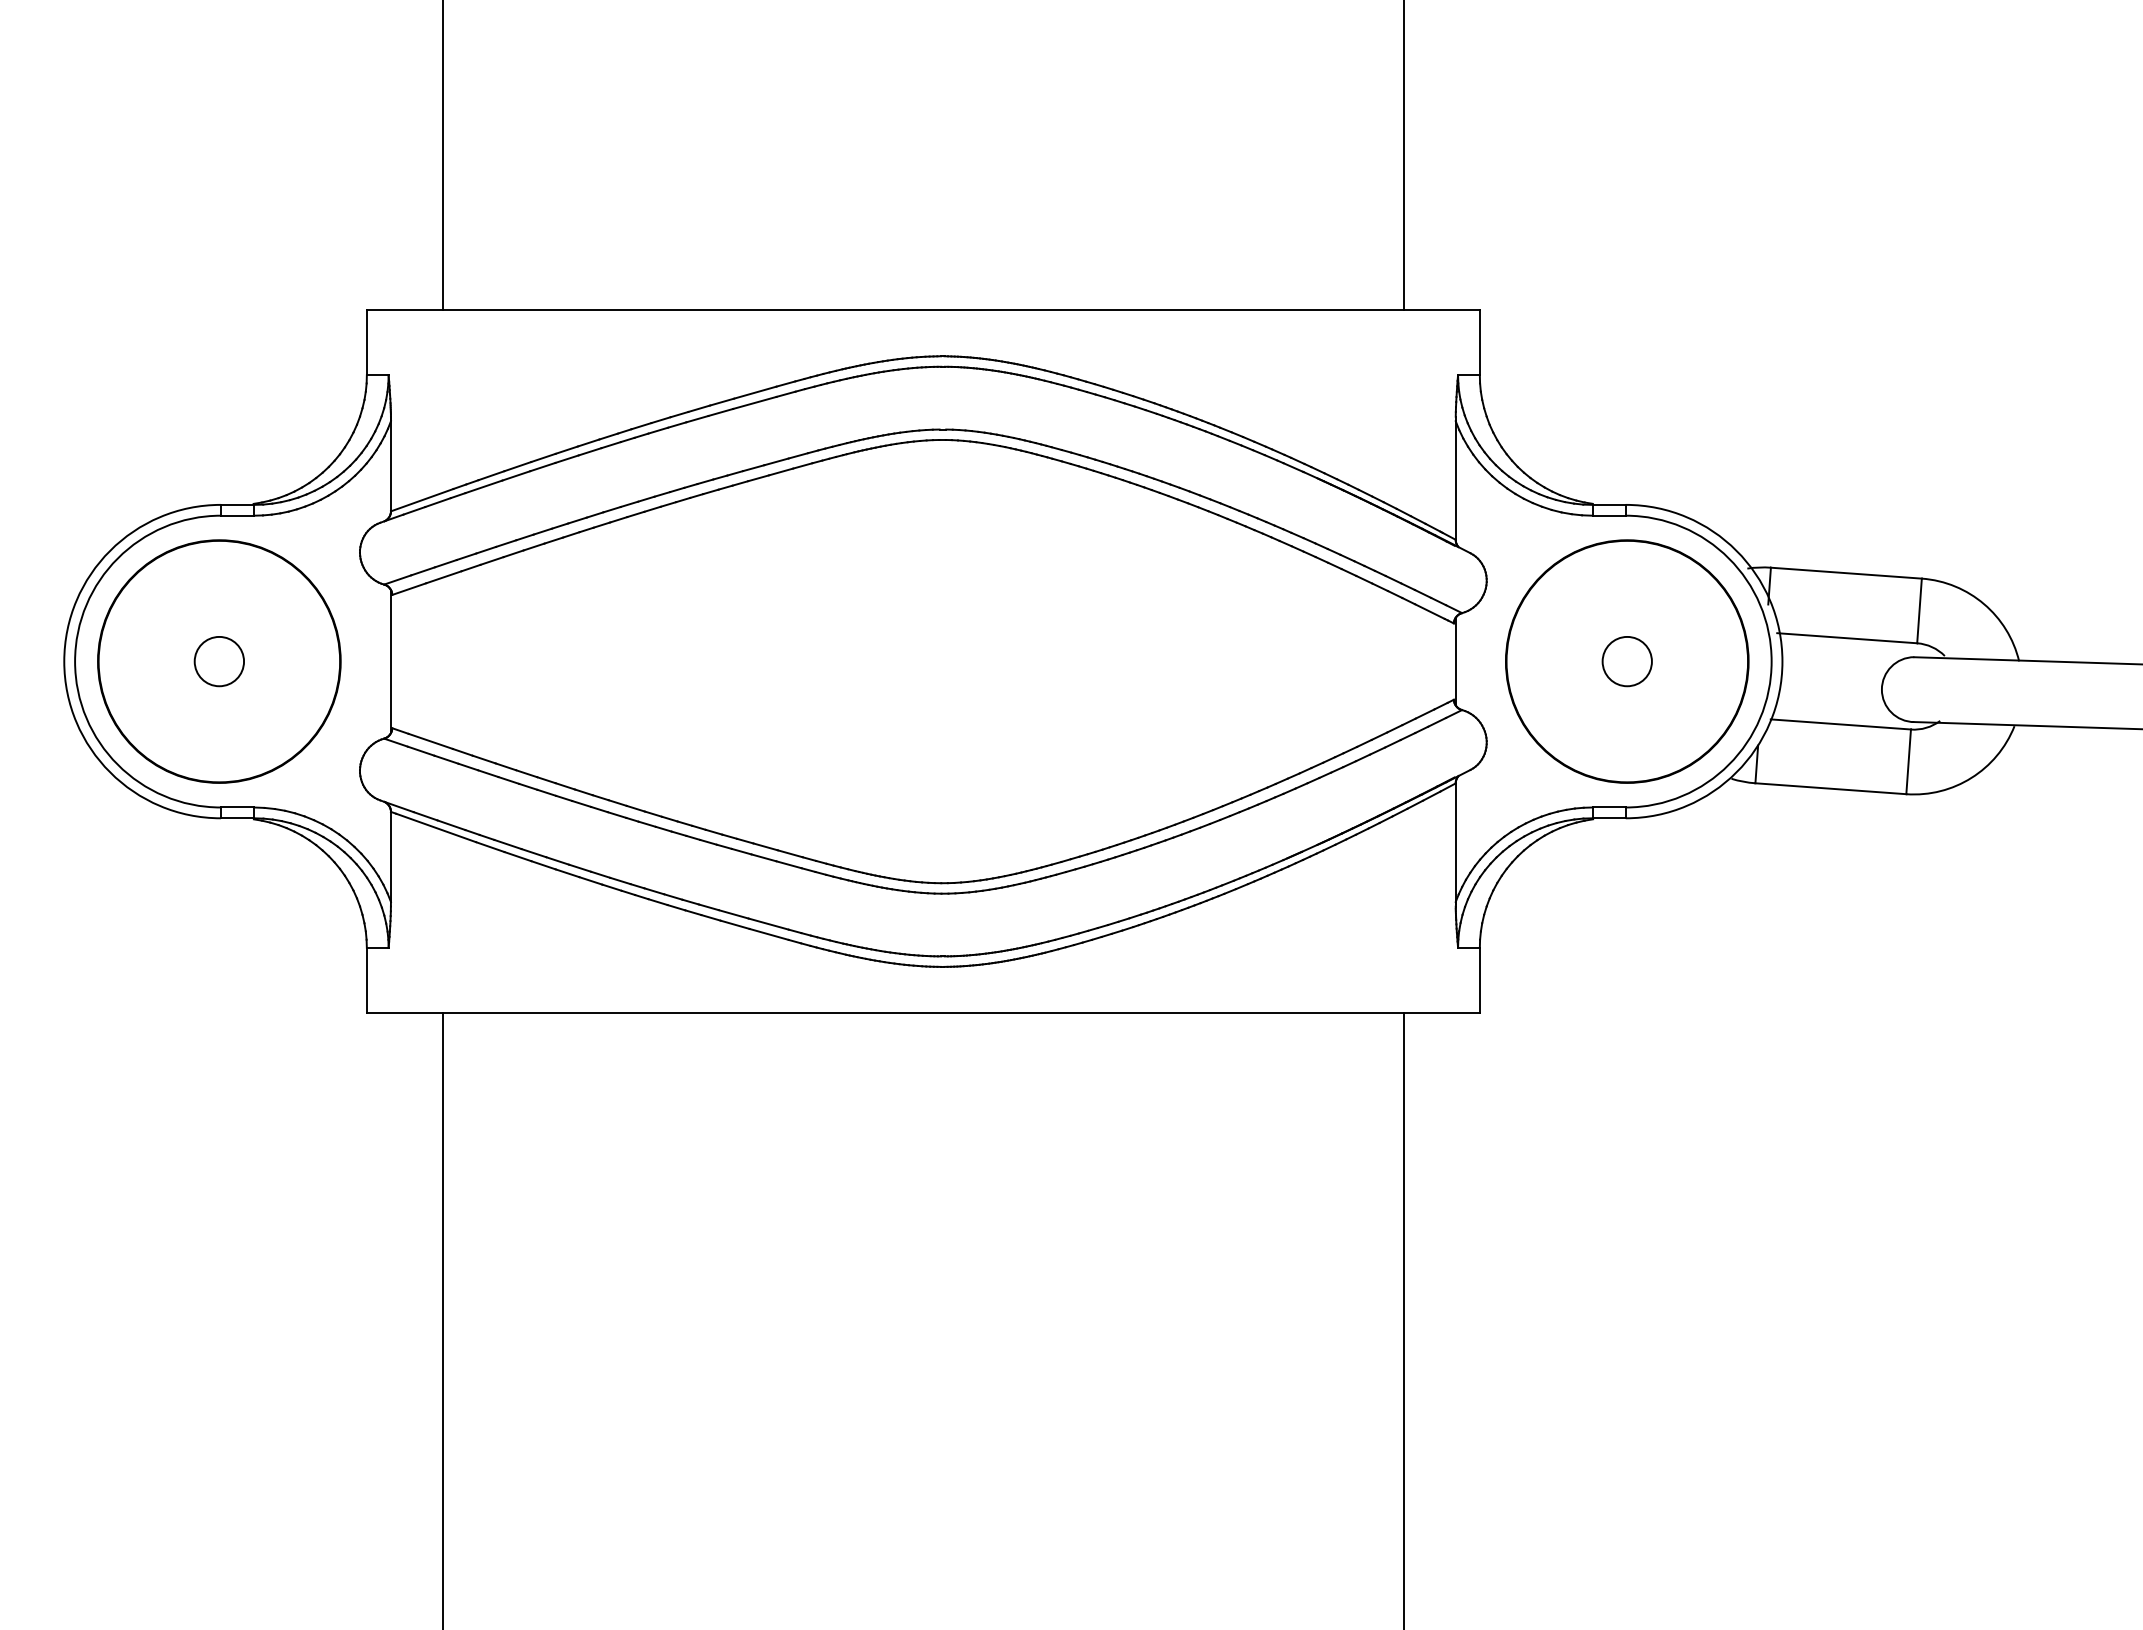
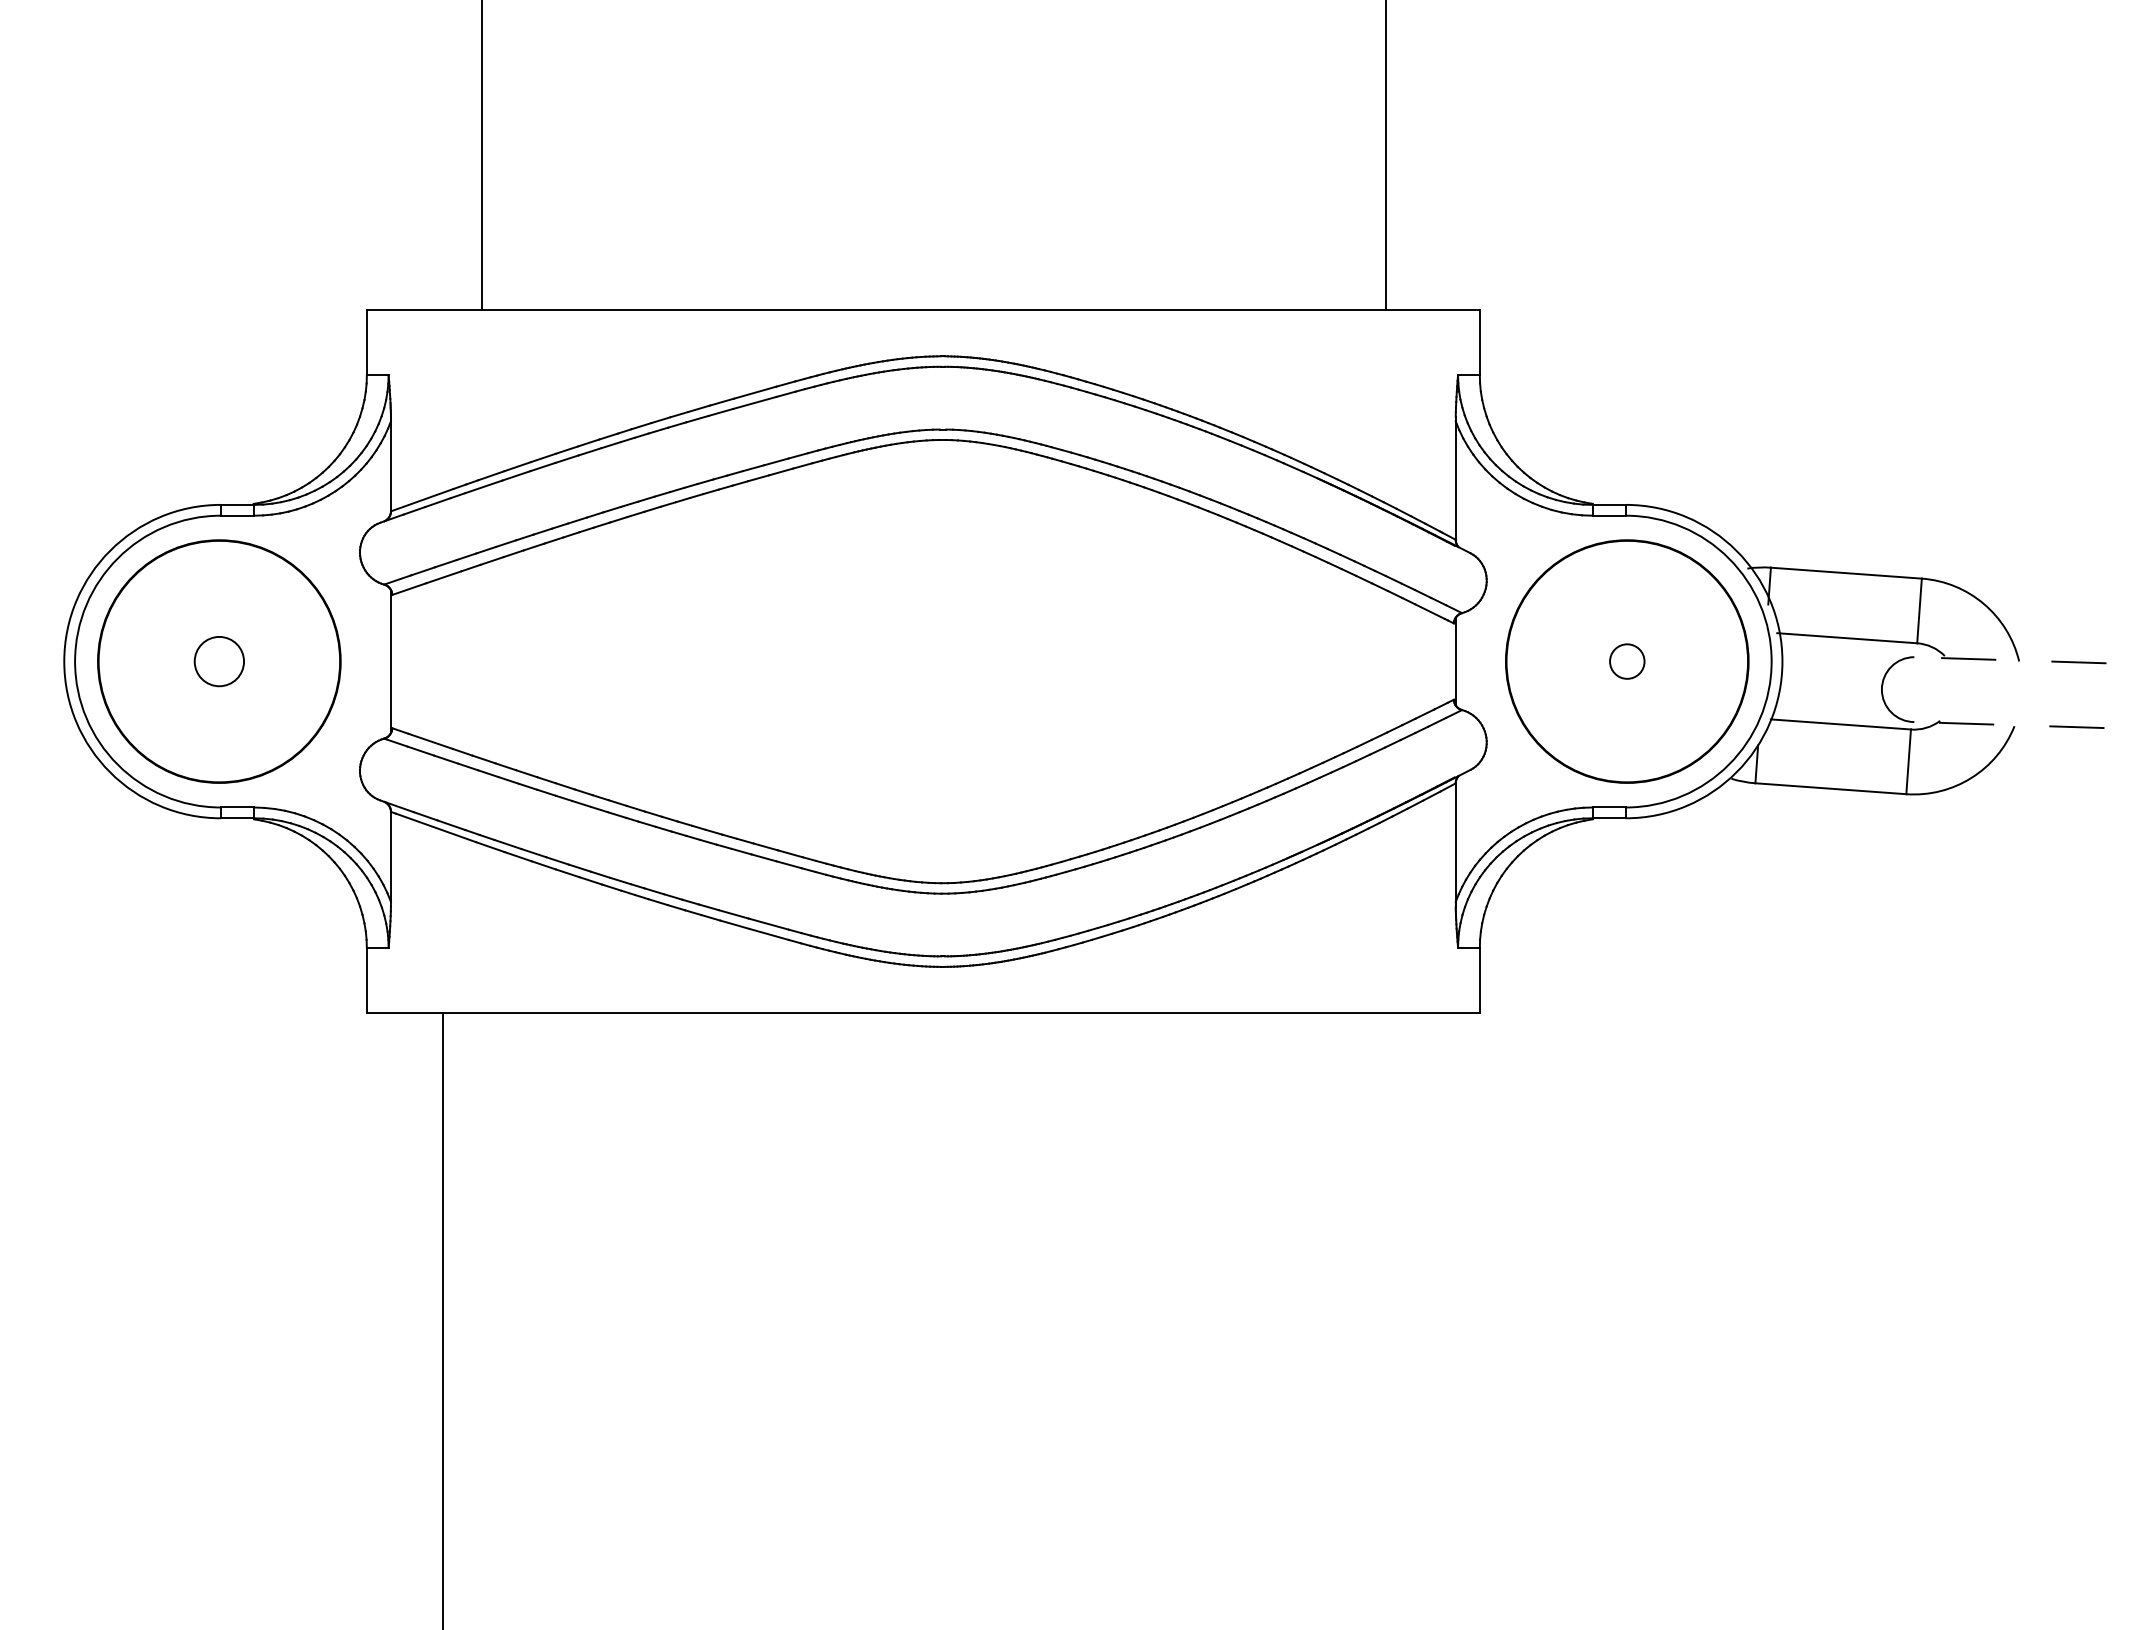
line position: (442, 156) -> (481, 156) (481, 156)
line position: (1404, 156) -> (1386, 156) (1386, 156)
line: solid -> dashed (2028, 660)
circle diameter: 49 px -> 35 px (1627, 661)
line: solid -> dashed (2027, 725)
line: present -> none (1404, 1319)
